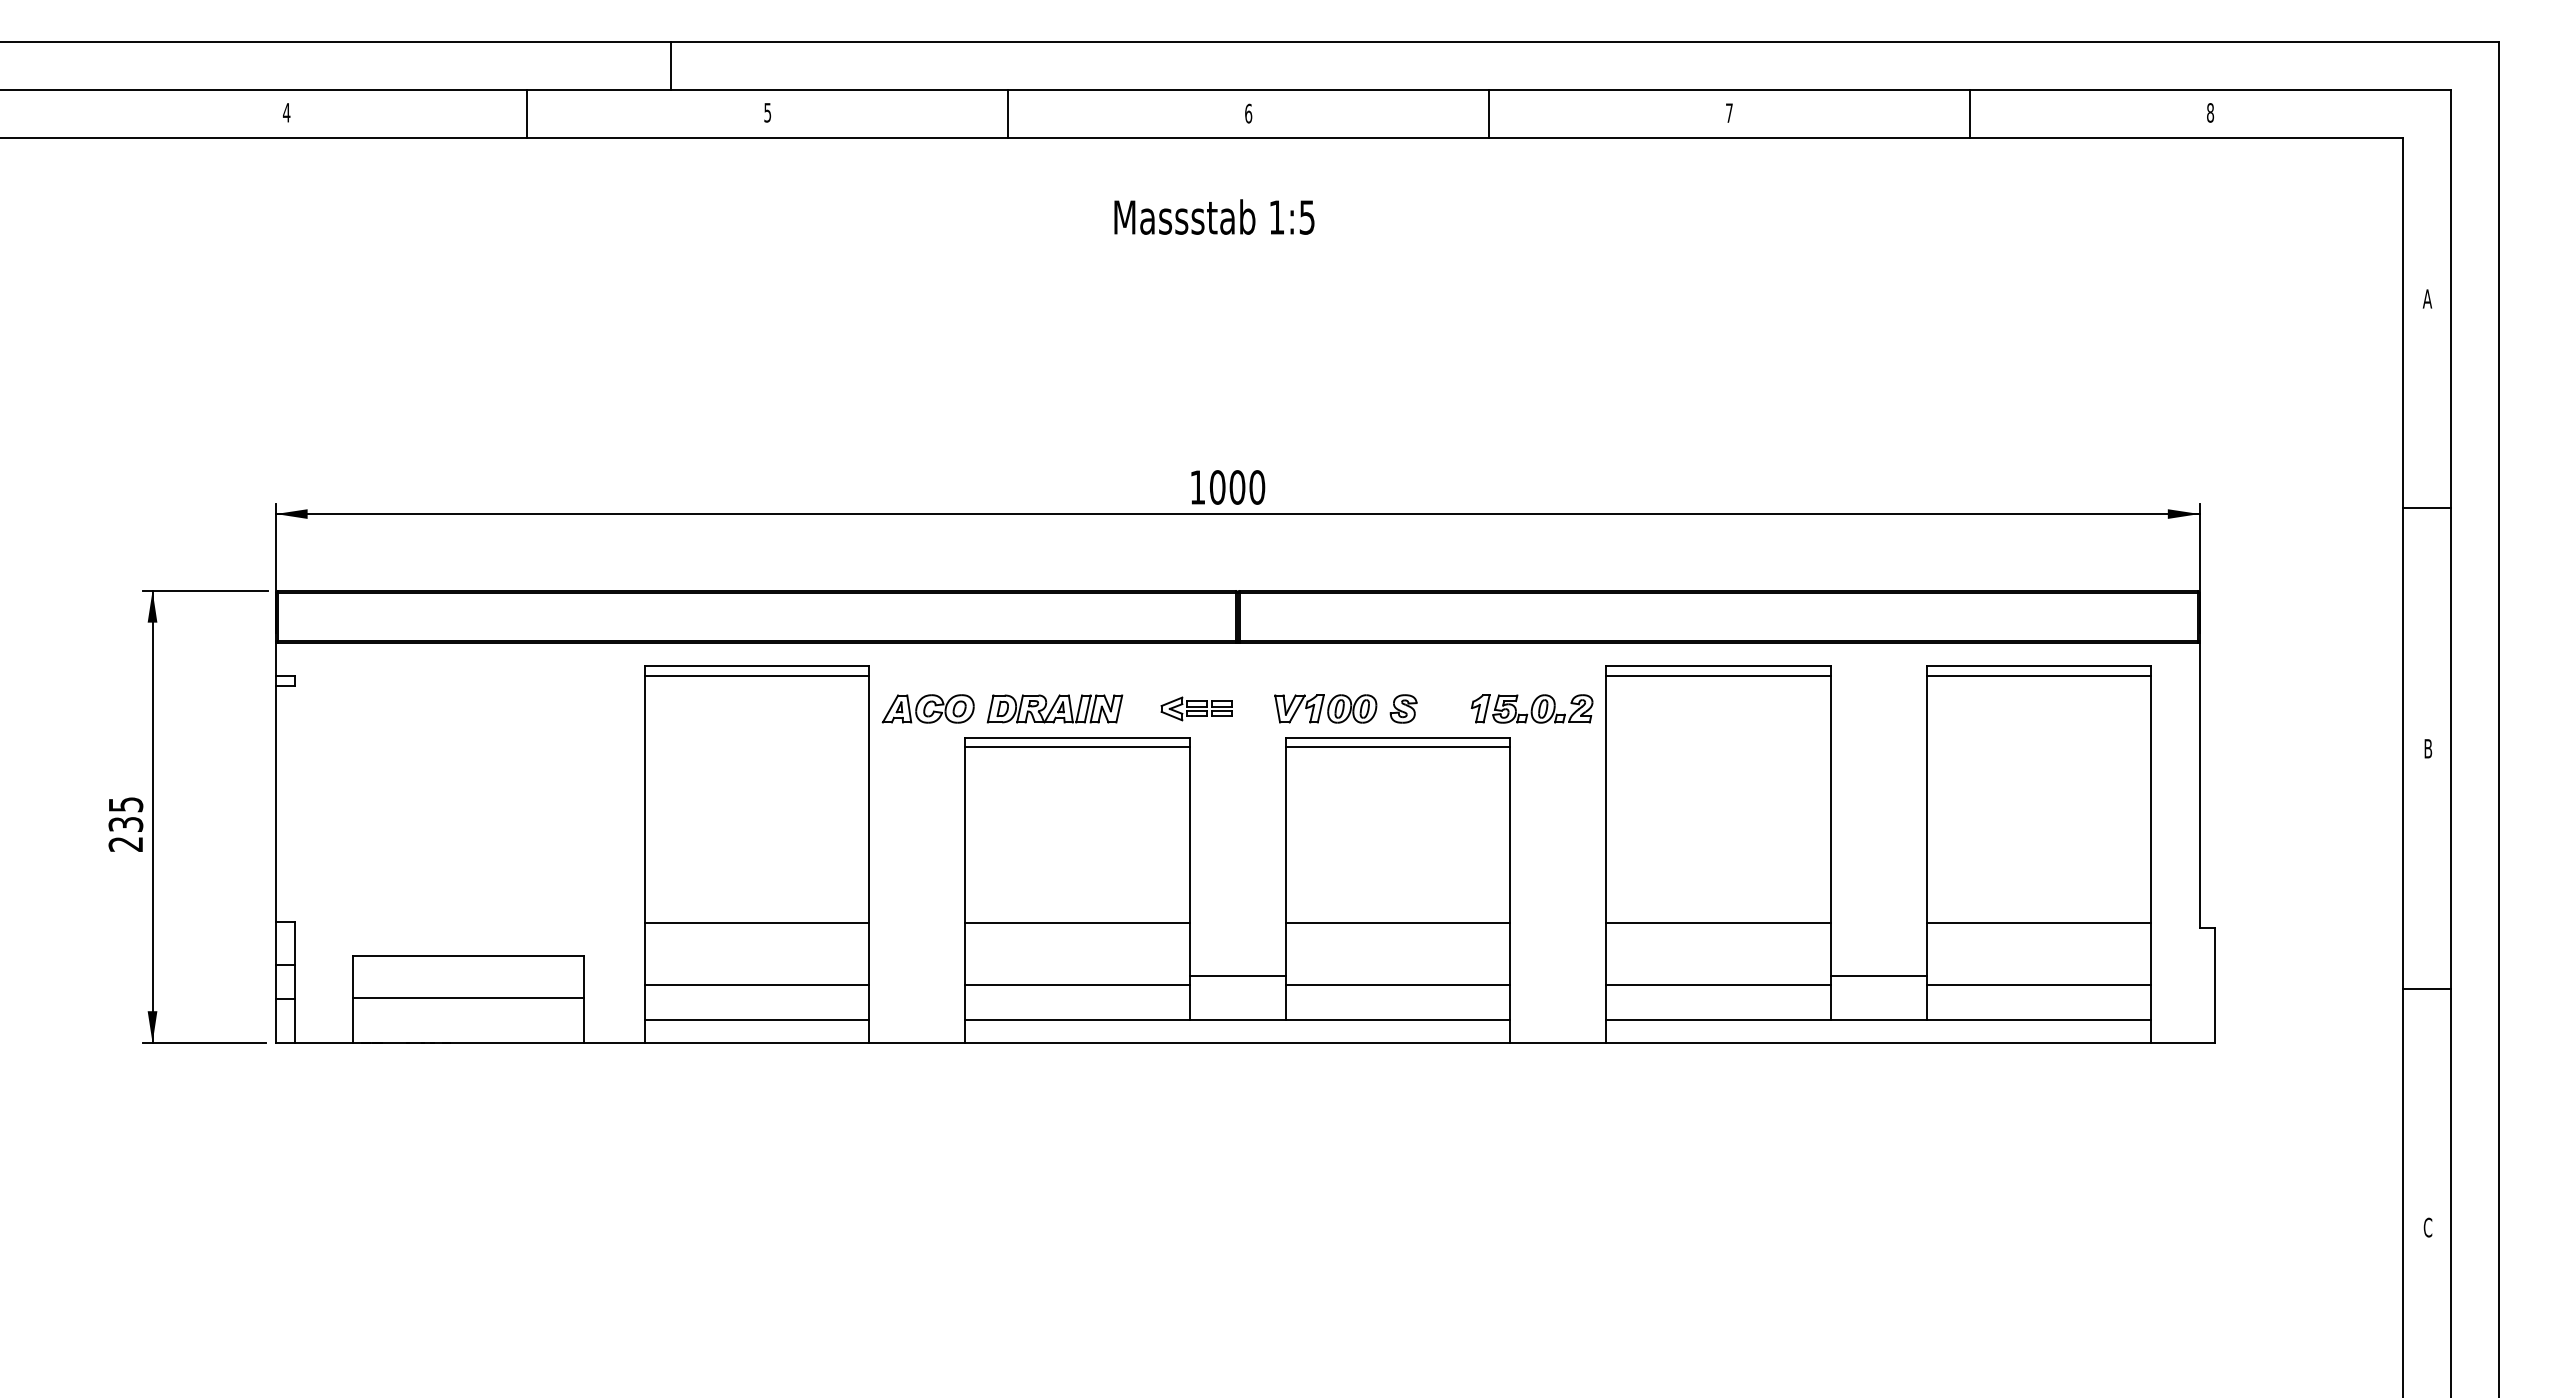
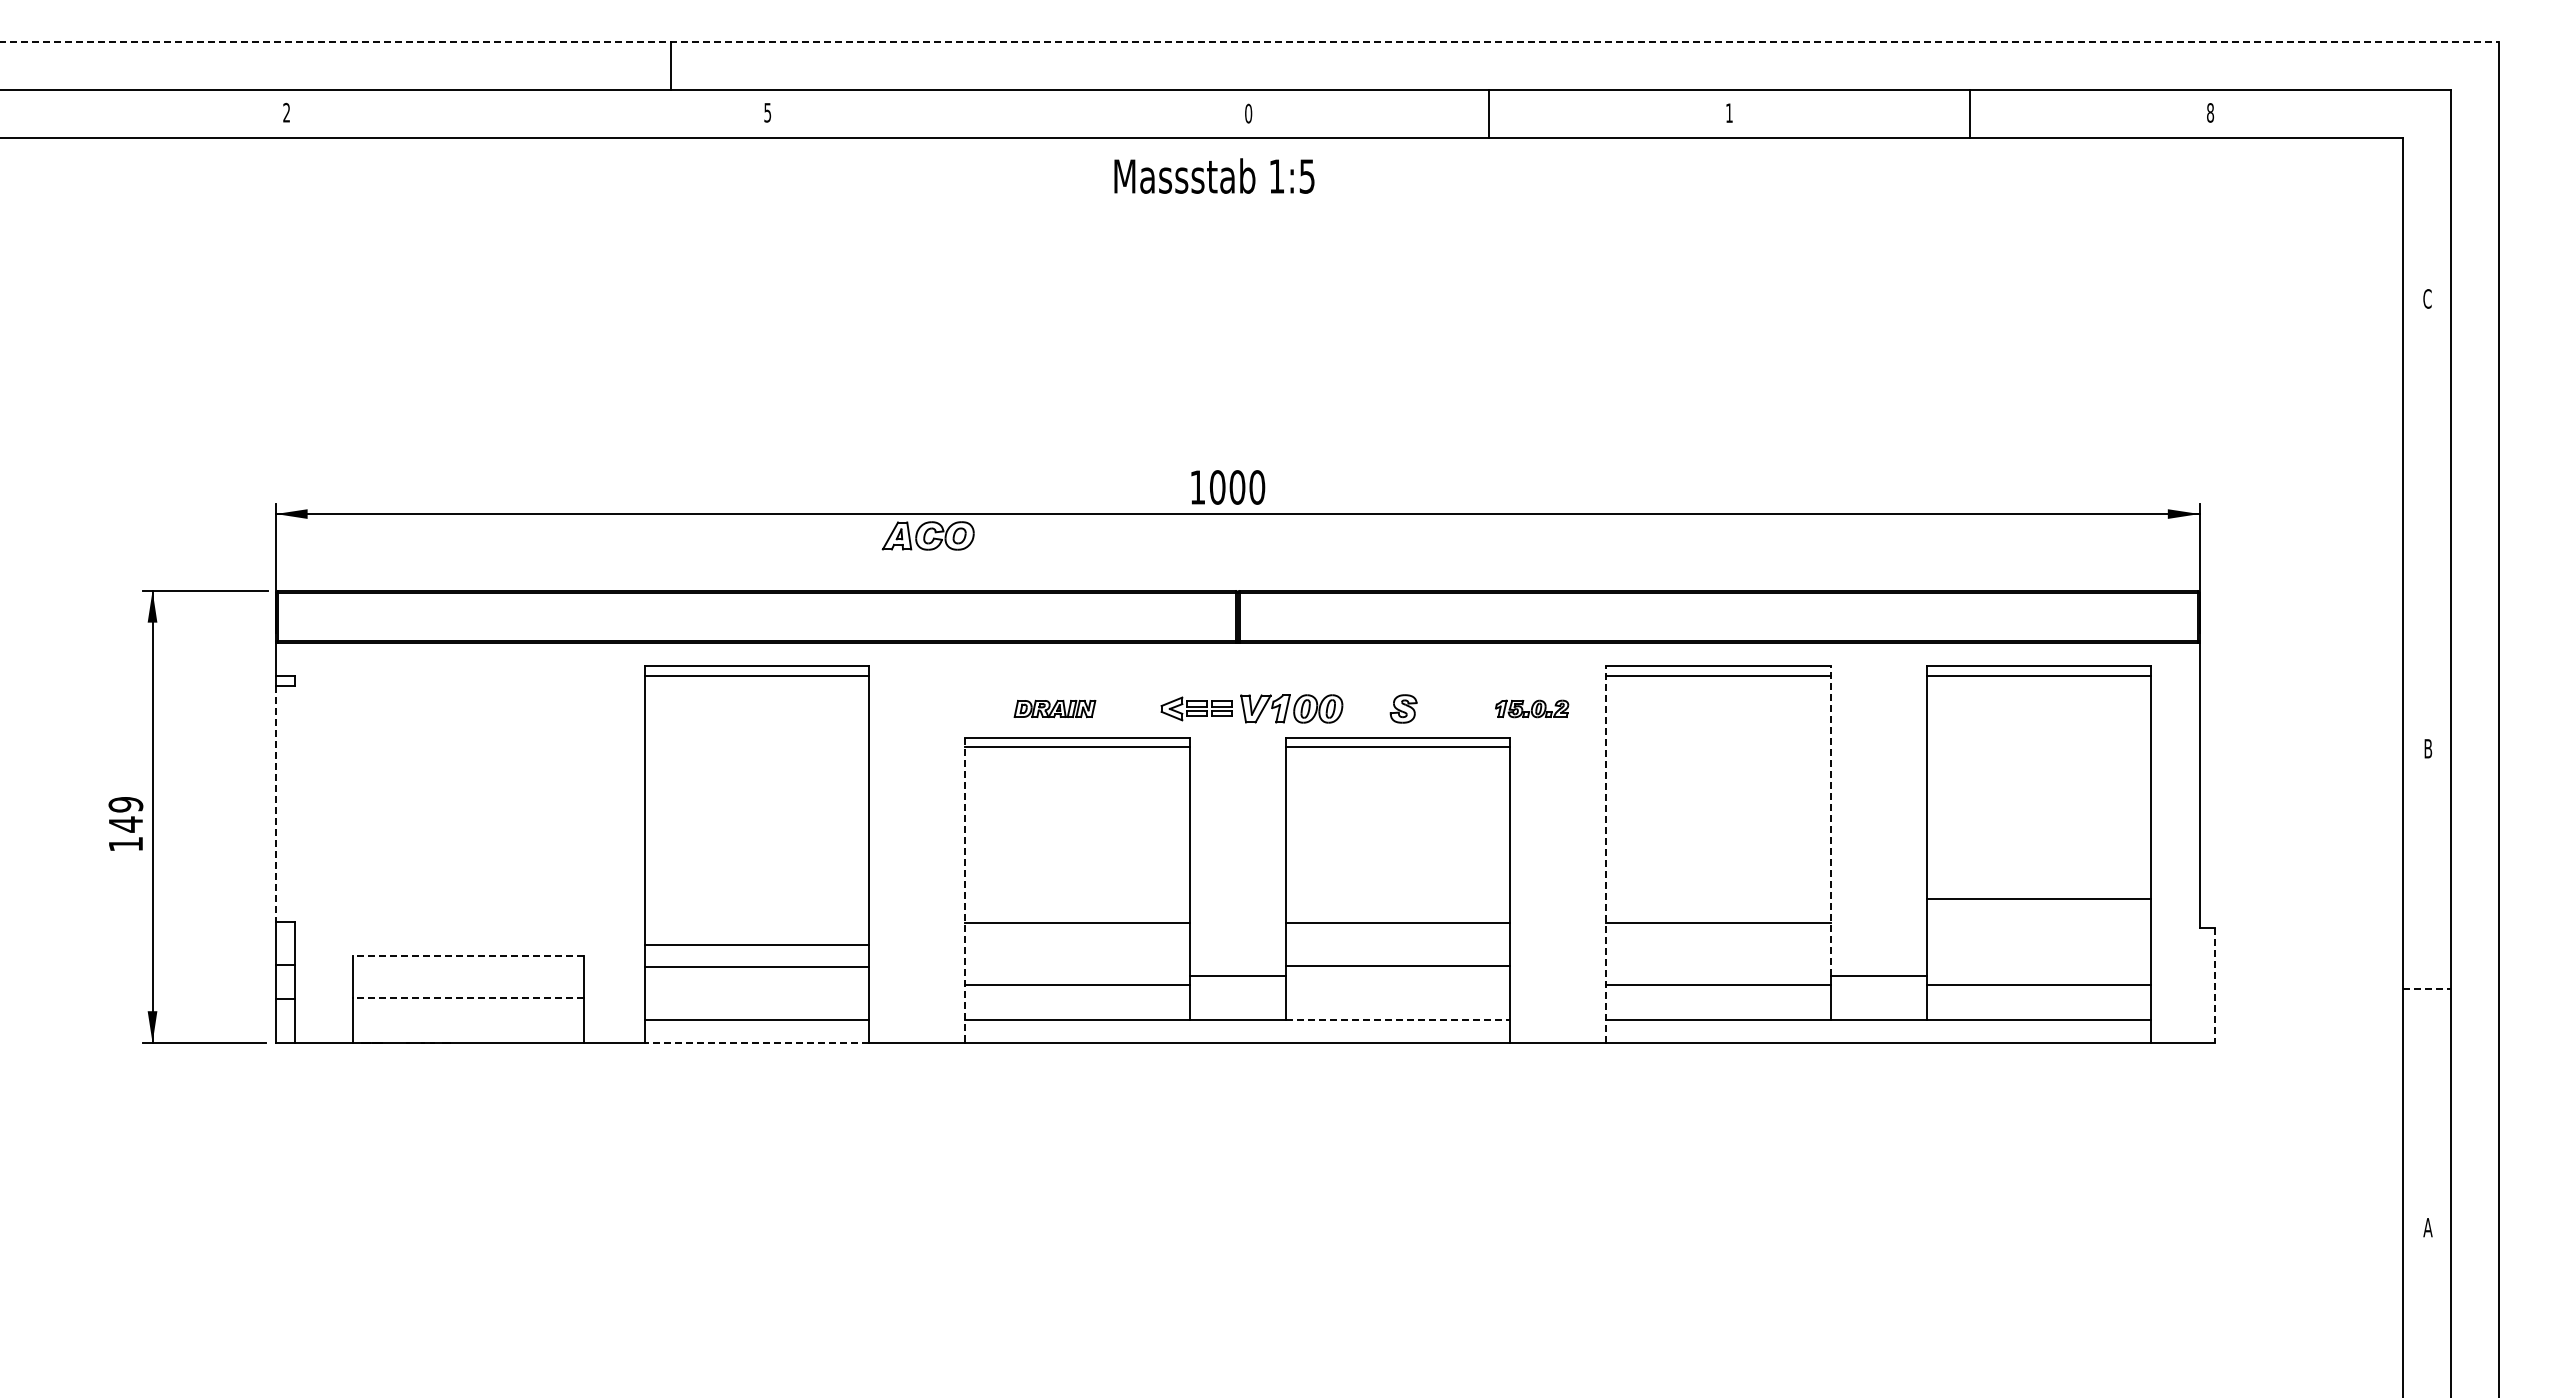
line: solid -> dashed (1249, 41)
text: 4 -> 2 (286, 112)
text: 7 -> 1 (1729, 112)
text: 6 -> 0 (1248, 113)
line: present -> none (526, 114)
line: present -> none (1007, 114)
text position: (1214, 216) -> (1214, 175) (1214, 175)
text: A -> C (2427, 298)
line: present -> none (2426, 508)
part position: (927, 708) -> (927, 535) (927, 535)
part size: 138x30 px -> 84x20 px (1054, 708)
part position: (1325, 708) -> (1291, 708) (1291, 708)
part size: 124x30 px -> 75x20 px (1532, 708)
line: solid -> dashed (275, 804)
line: solid -> dashed (1830, 820)
text: 235 -> 149 (125, 824)
line: solid -> dashed (1606, 854)
line: solid -> dashed (965, 890)
line position: (756, 922) -> (756, 944) (756, 944)
line position: (2039, 922) -> (2039, 898) (2039, 898)
line: solid -> dashed (467, 956)
line position: (756, 985) -> (756, 967) (756, 967)
line position: (1397, 985) -> (1397, 966) (1397, 966)
line: solid -> dashed (2214, 985)
line: solid -> dashed (2427, 989)
line: solid -> dashed (467, 997)
line: solid -> dashed (1398, 1019)
line: solid -> dashed (756, 1042)
text: C -> A (2427, 1227)
